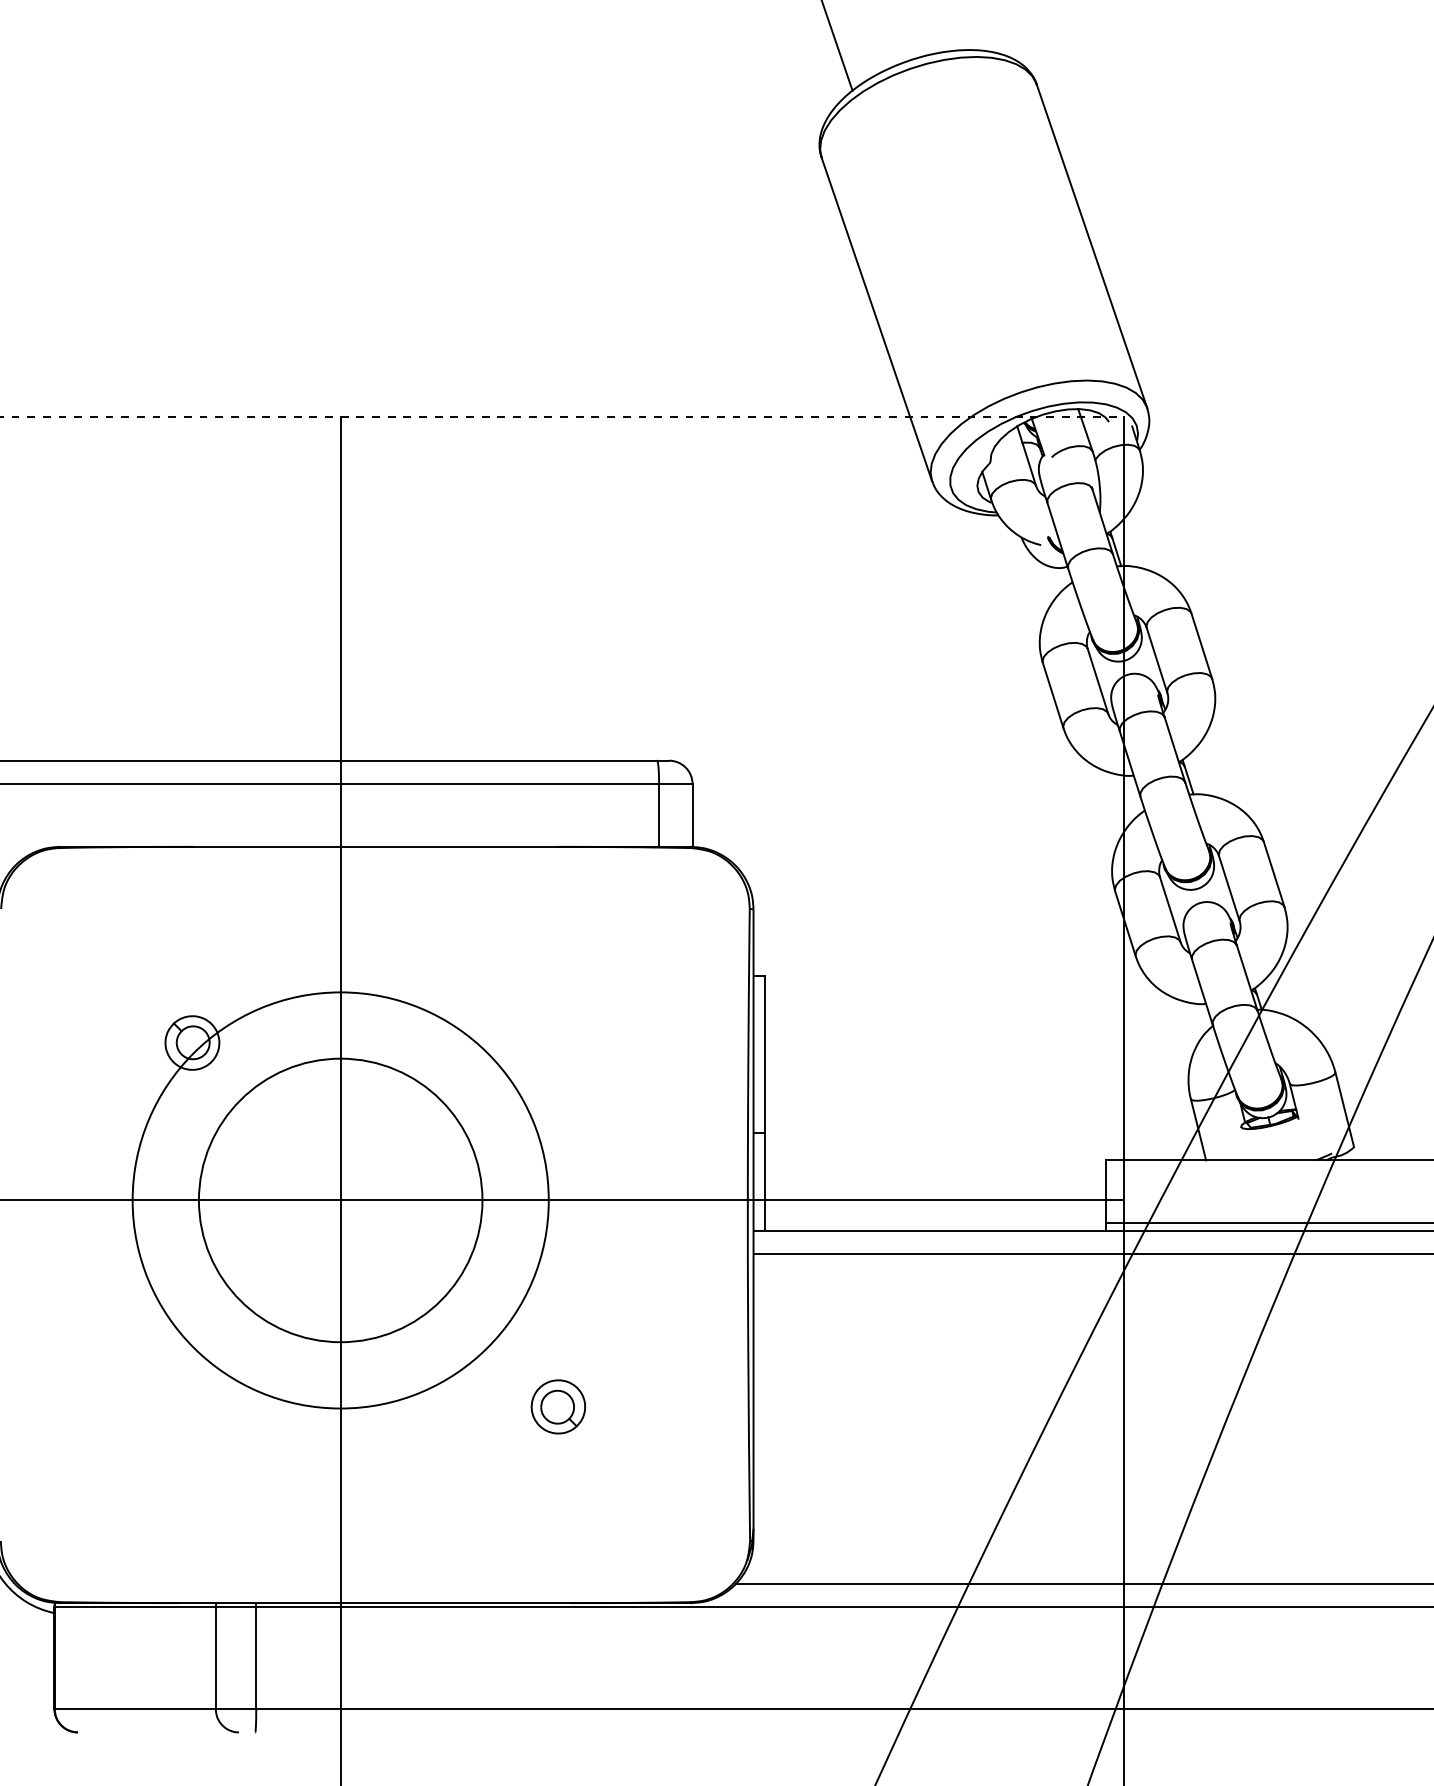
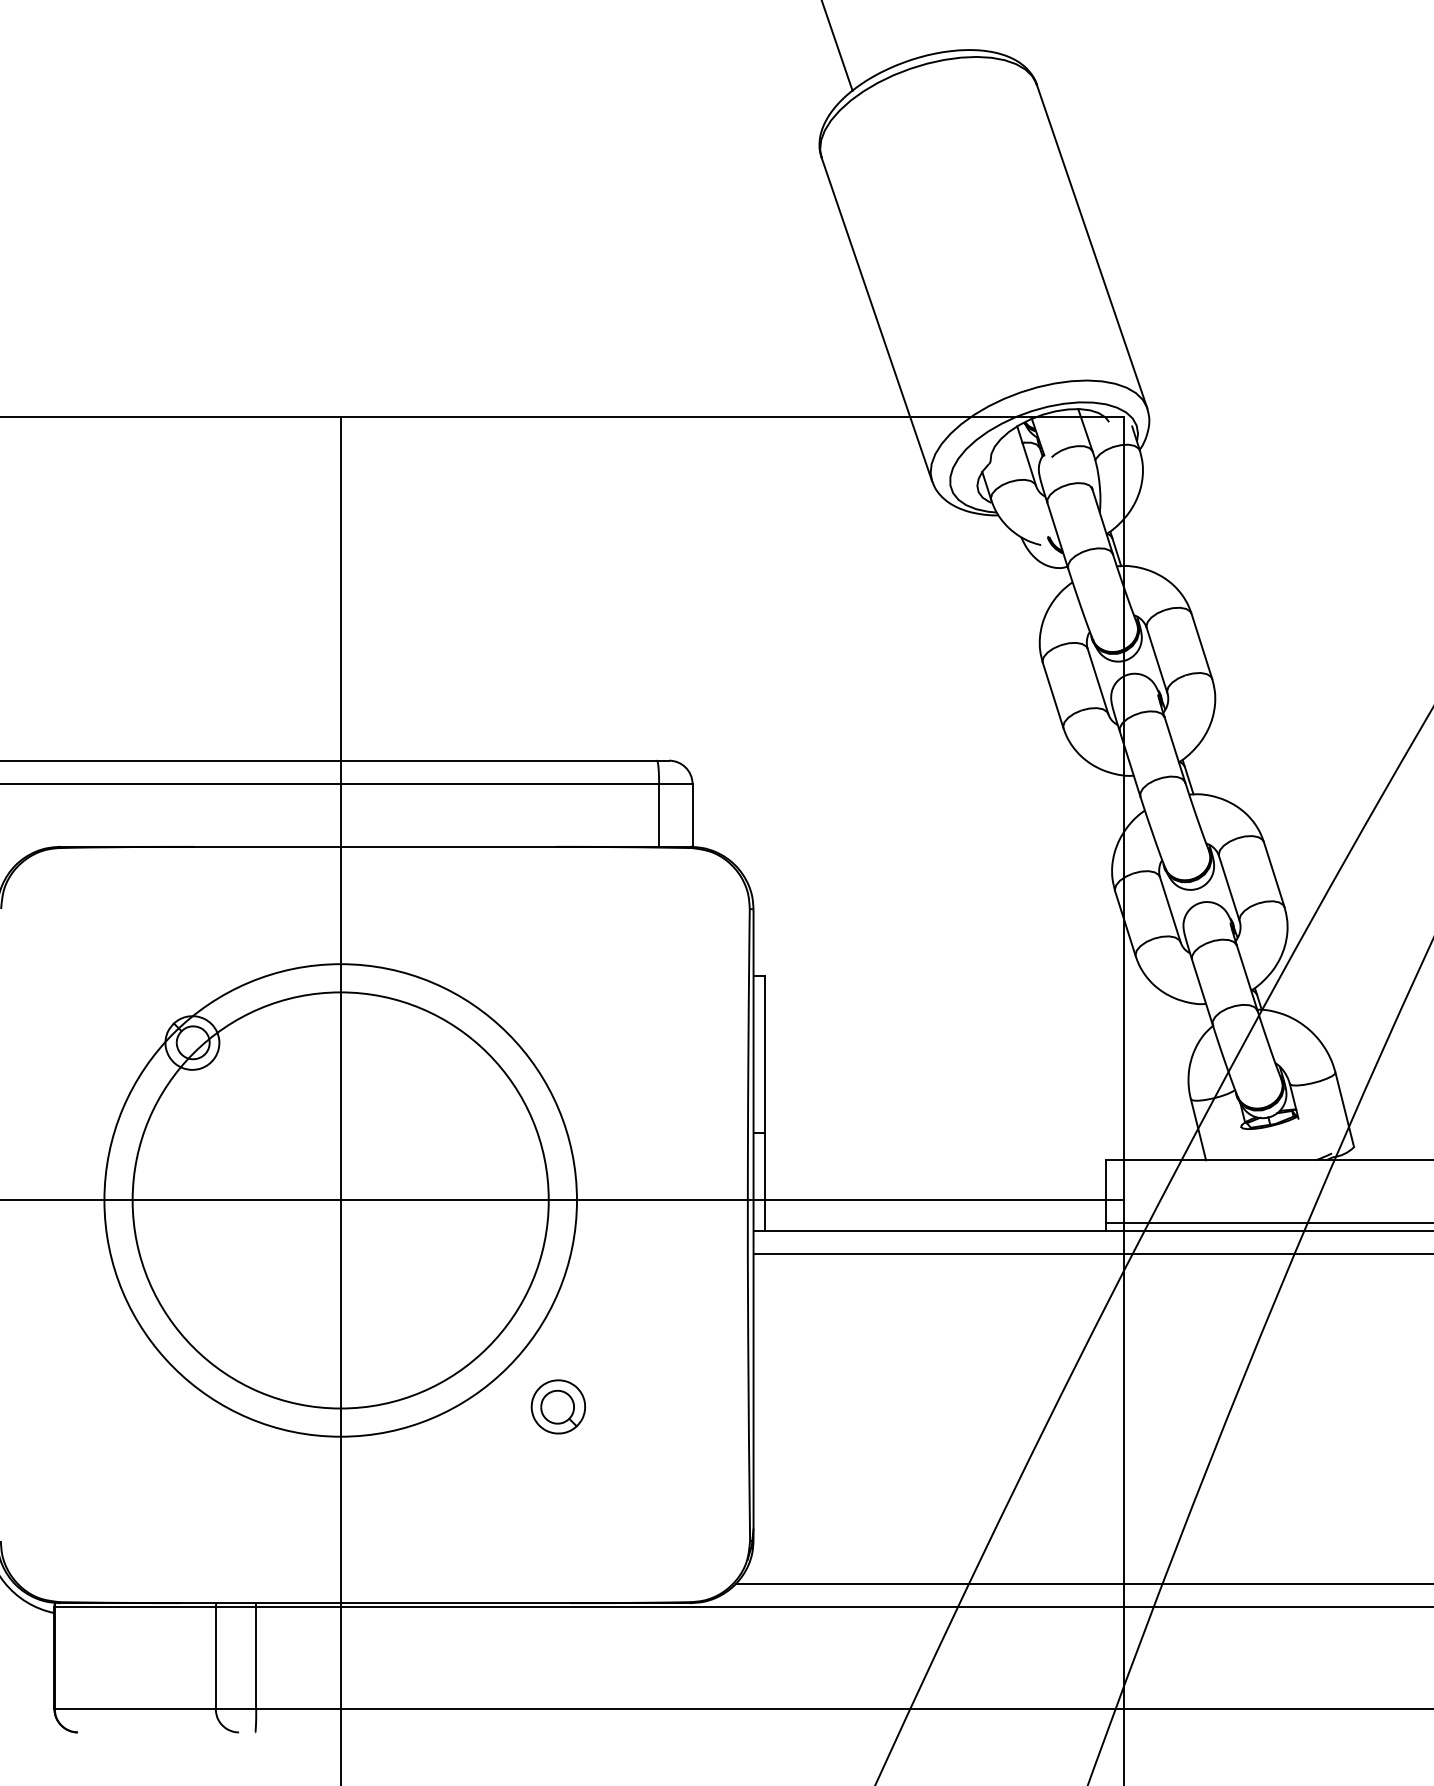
line: dashed -> solid (562, 416)
circle diameter: 284 px -> 473 px (340, 1200)
